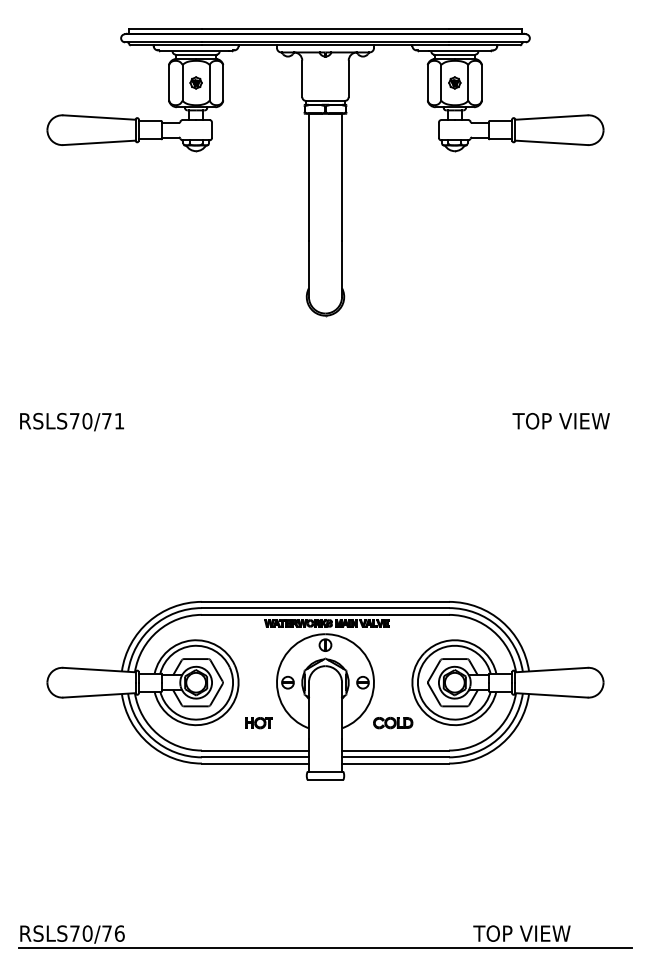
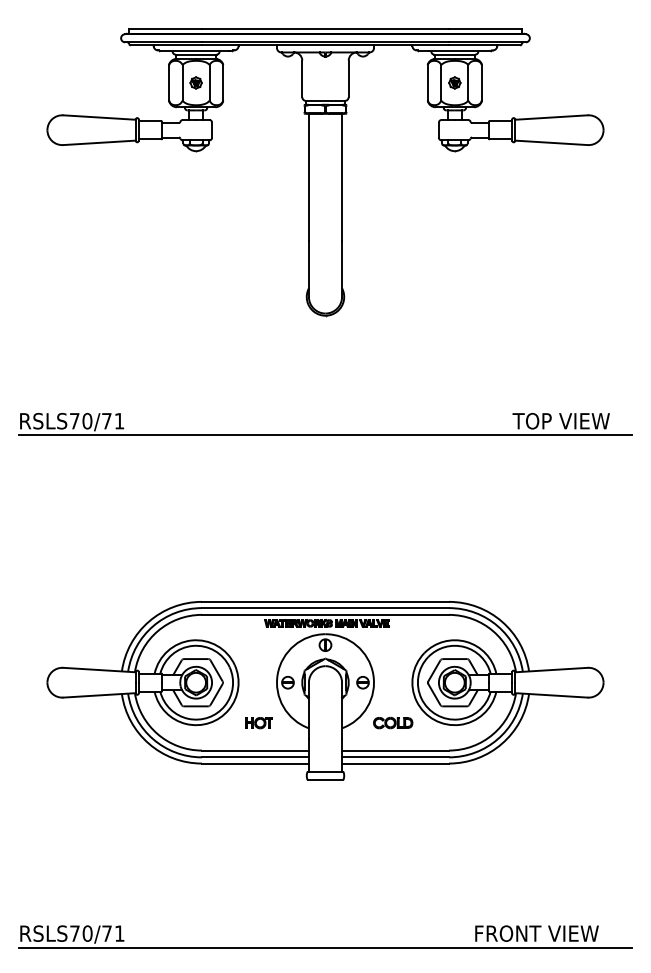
line: none -> present (325, 435)
text: RSLS70/76 -> RSLS70/71 (119, 933)
text: TOP VIEW -> FRONT VIEW (535, 933)
